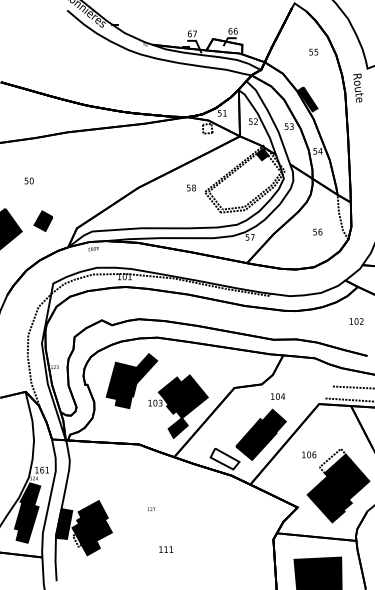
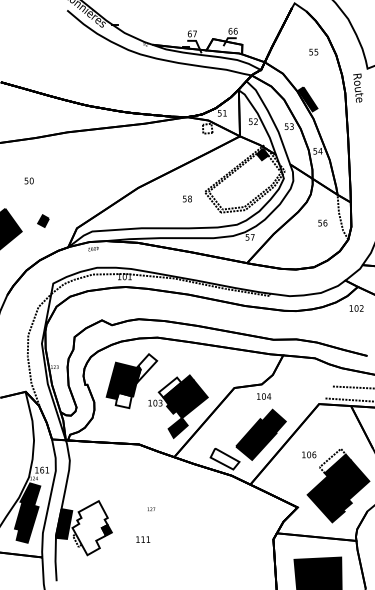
text position: (191, 187) -> (187, 198) (187, 198)
part size: 21x22 px -> 13x14 px (43, 220)
text position: (317, 231) -> (322, 222) (322, 222)
text position: (356, 321) -> (356, 308) (356, 308)
fill: present -> none (146, 368)
fill: present -> none (169, 387)
text position: (278, 396) -> (264, 396) (264, 396)
fill: present -> none (123, 400)
fill: present -> none (89, 528)
text position: (166, 549) -> (143, 539) (143, 539)
